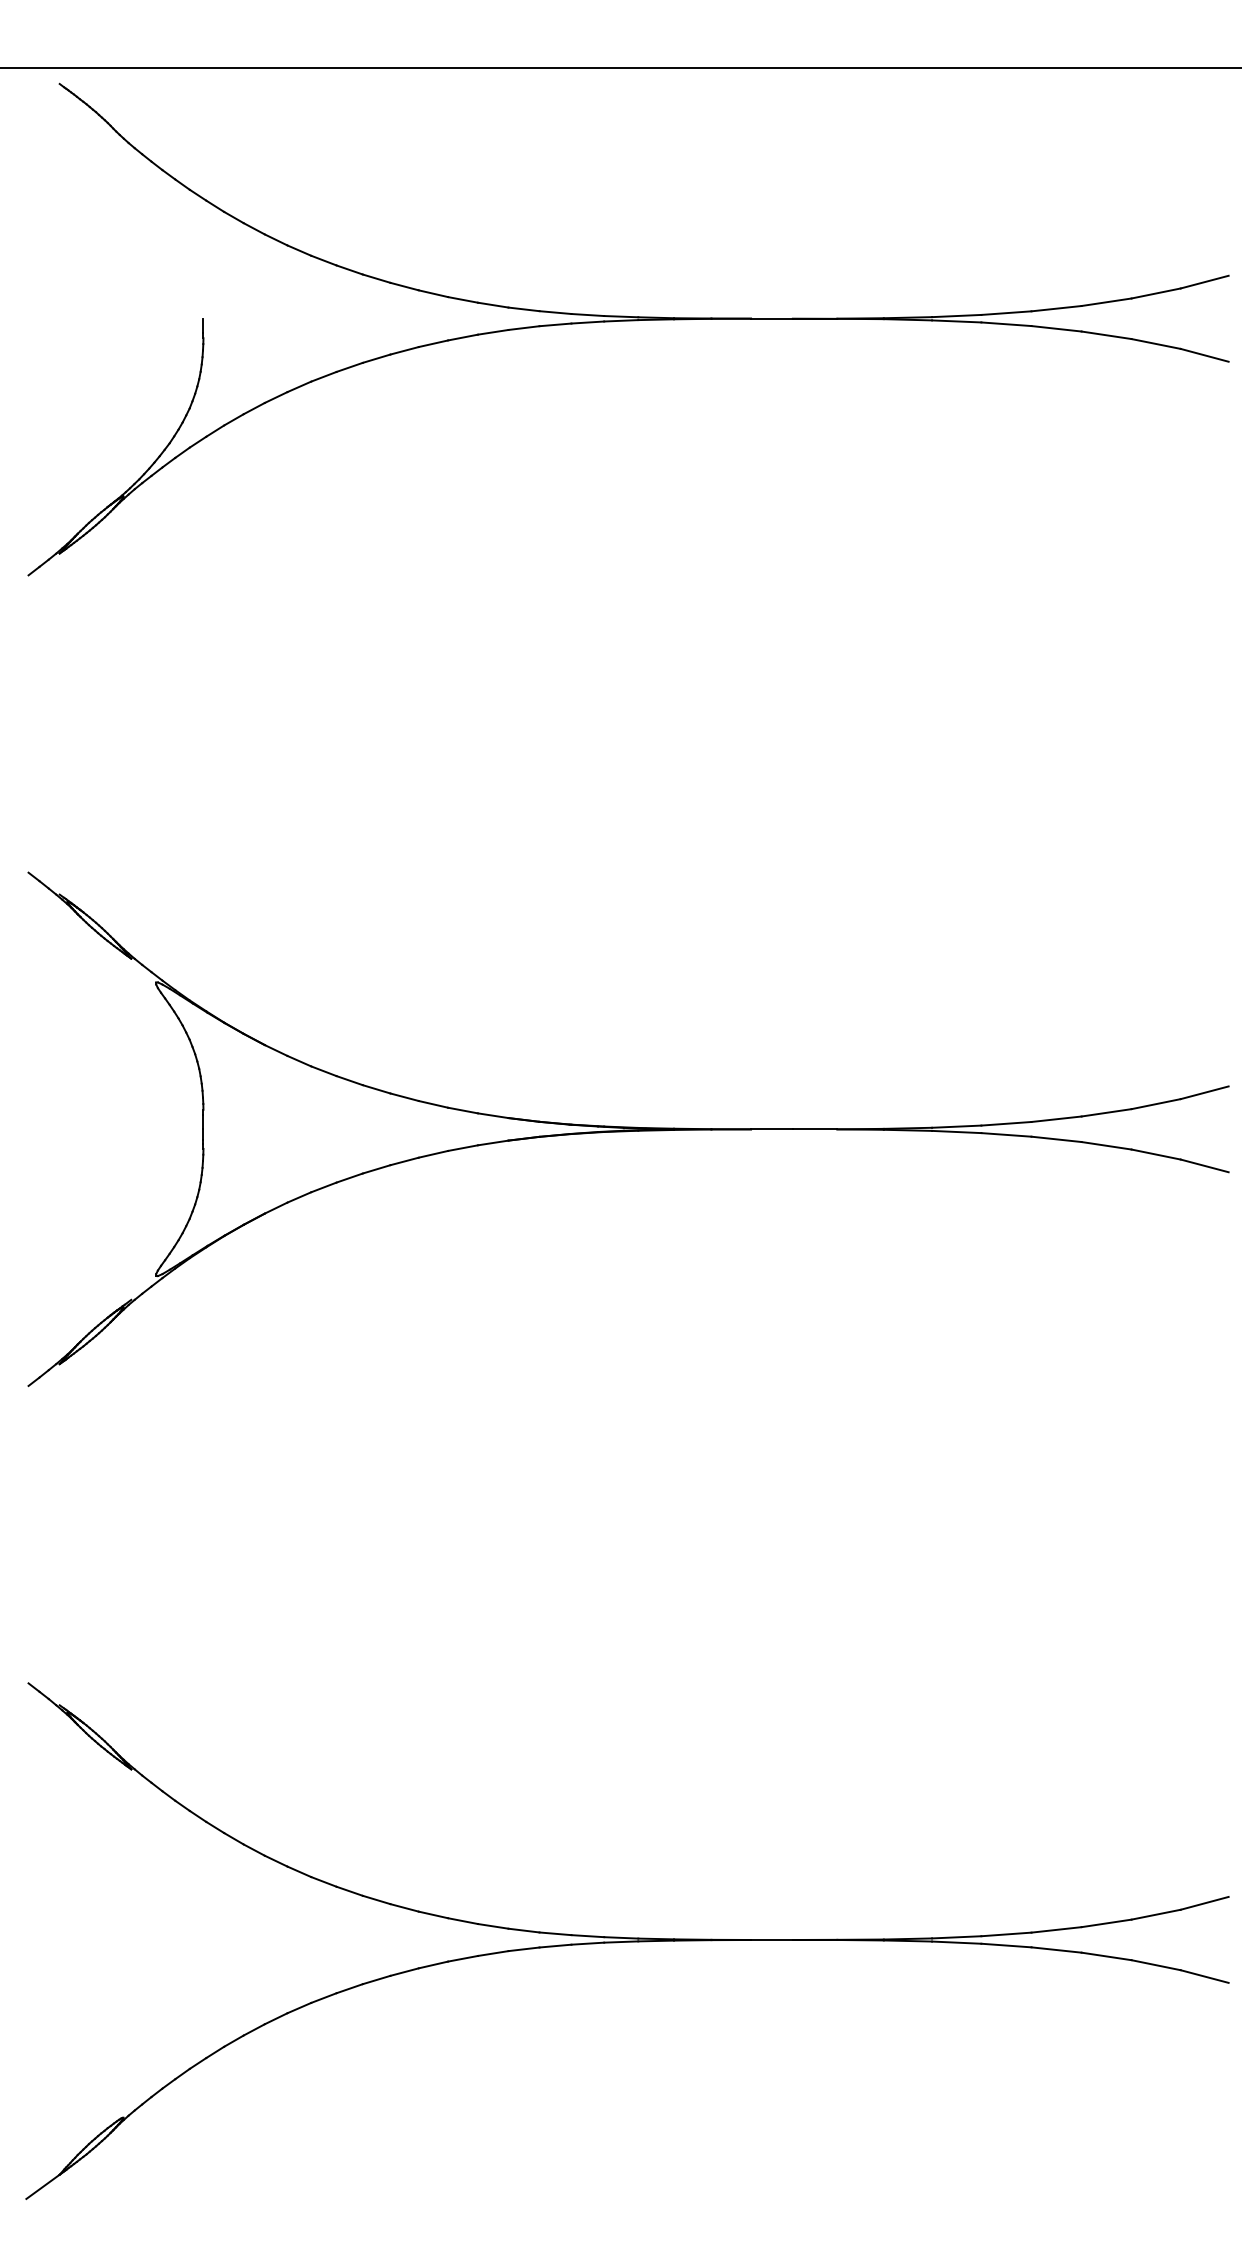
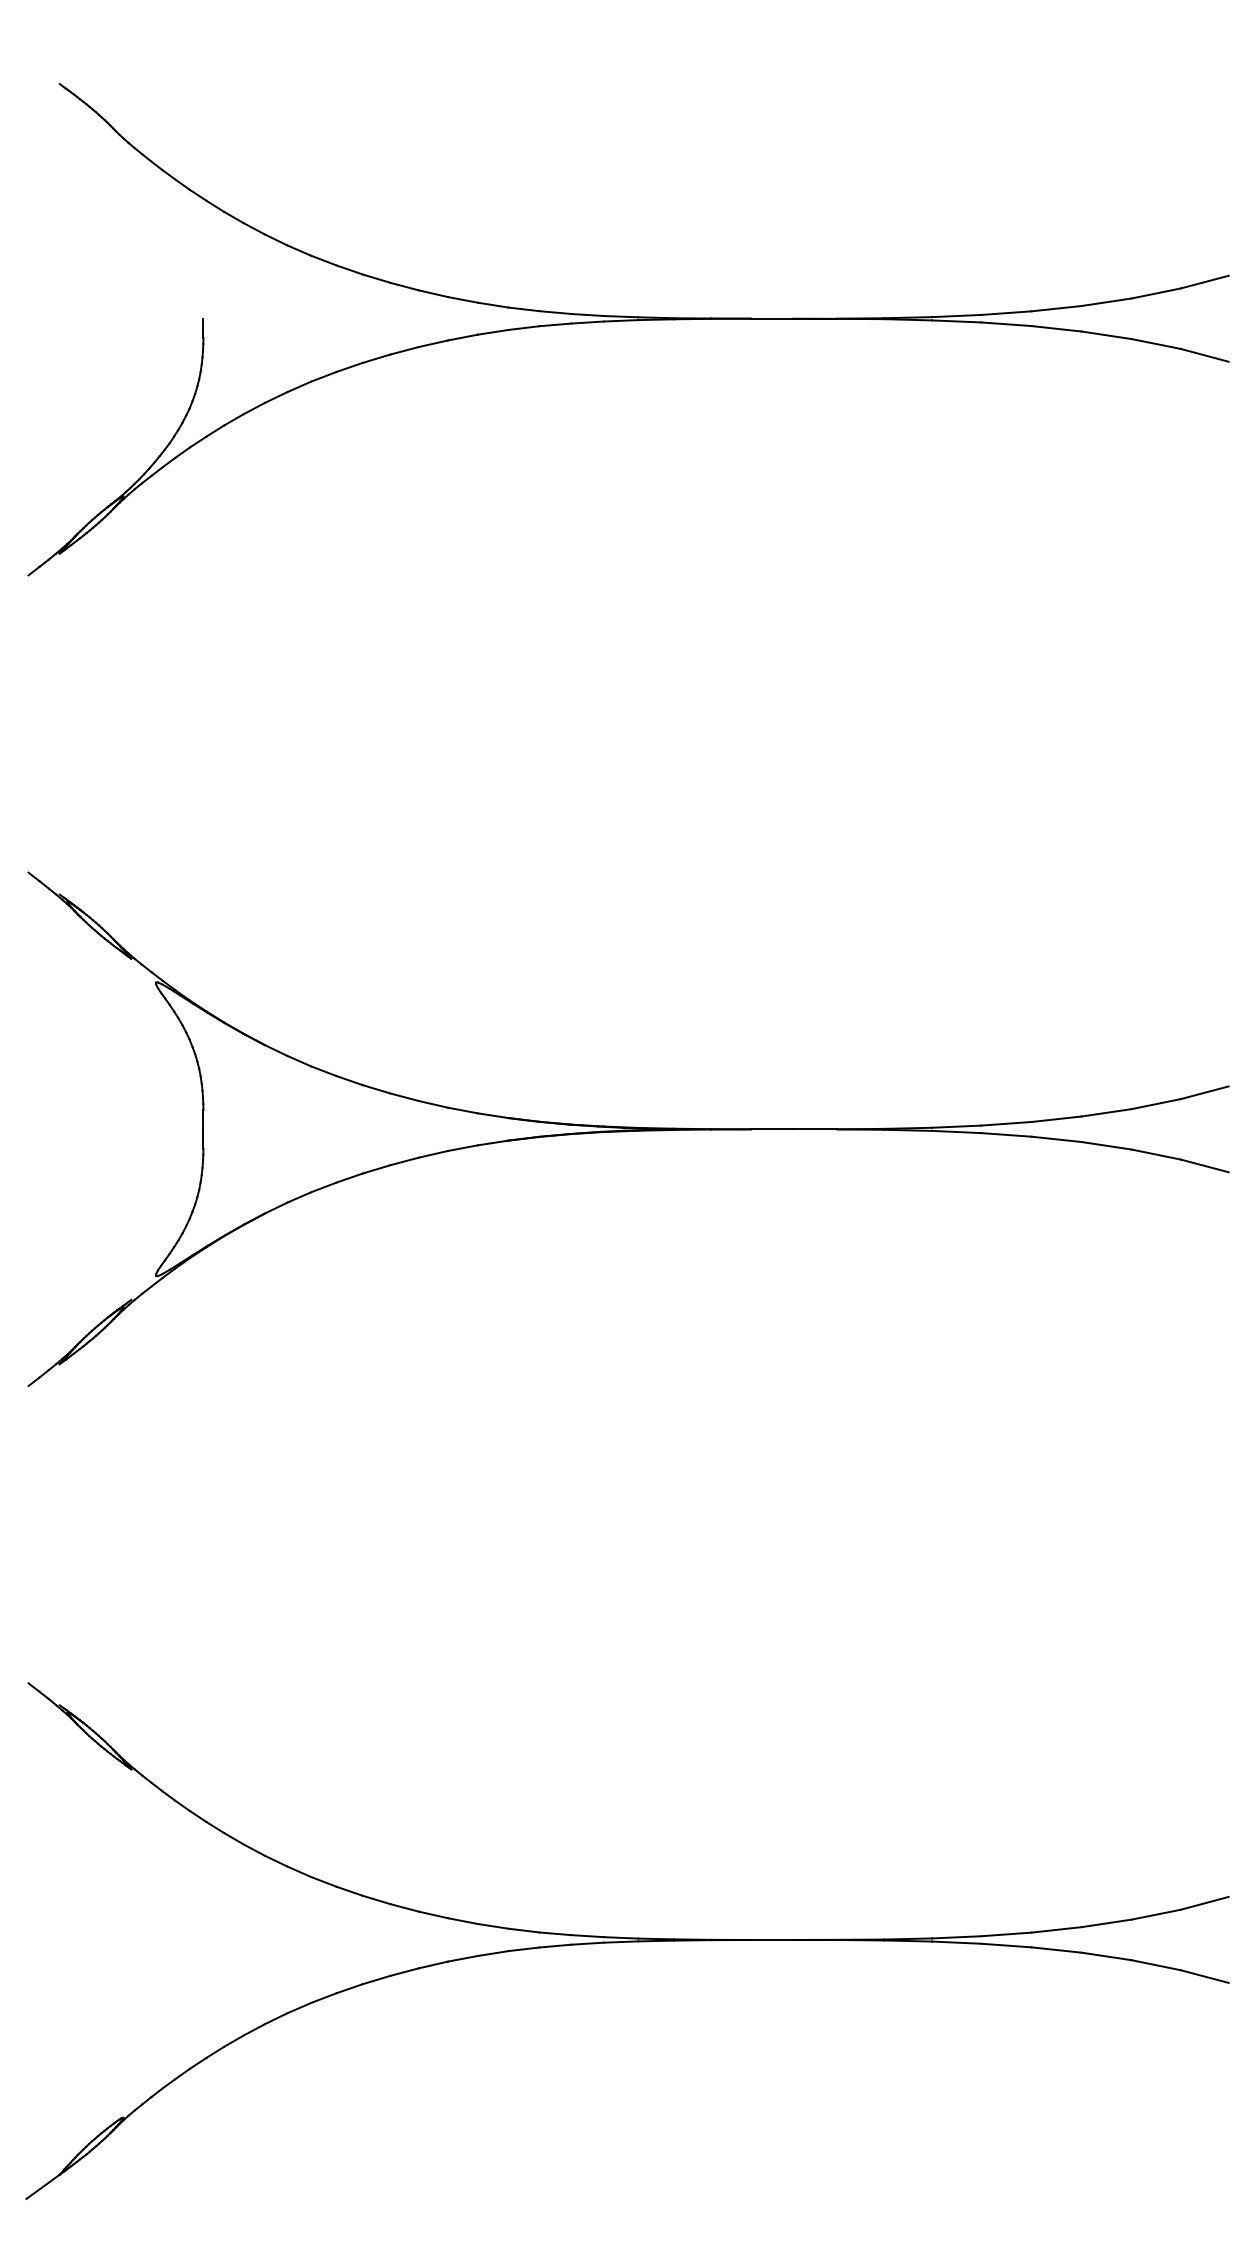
line: present -> none (620, 68)
